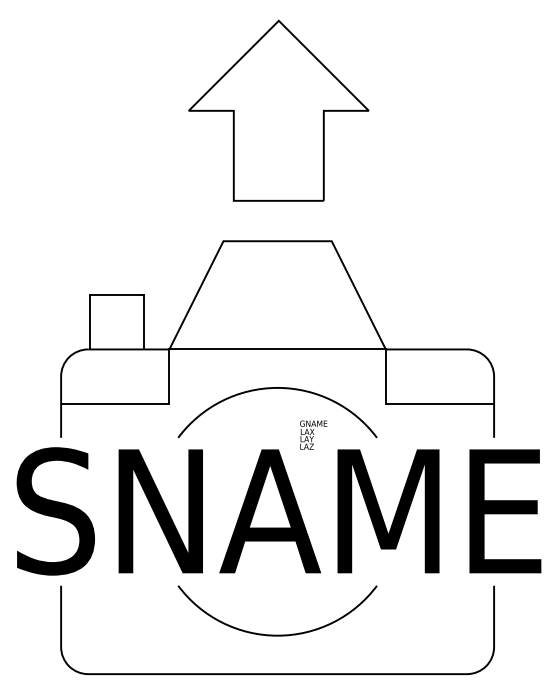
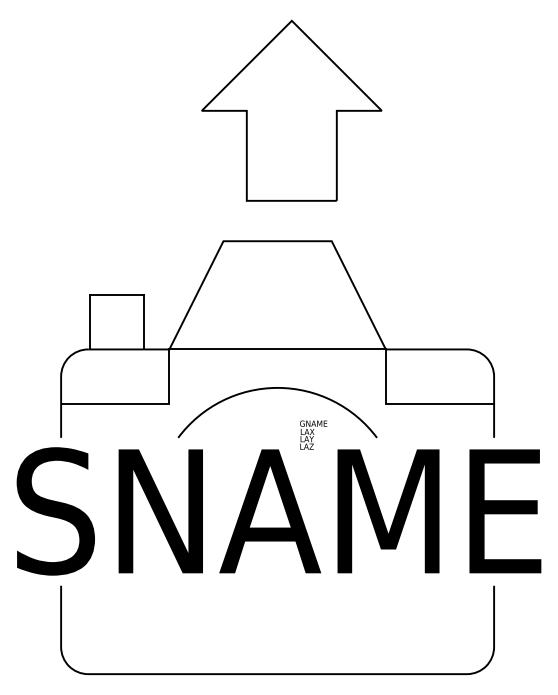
part position: (278, 110) -> (291, 110) (291, 110)
arc: present -> none (277, 634)
